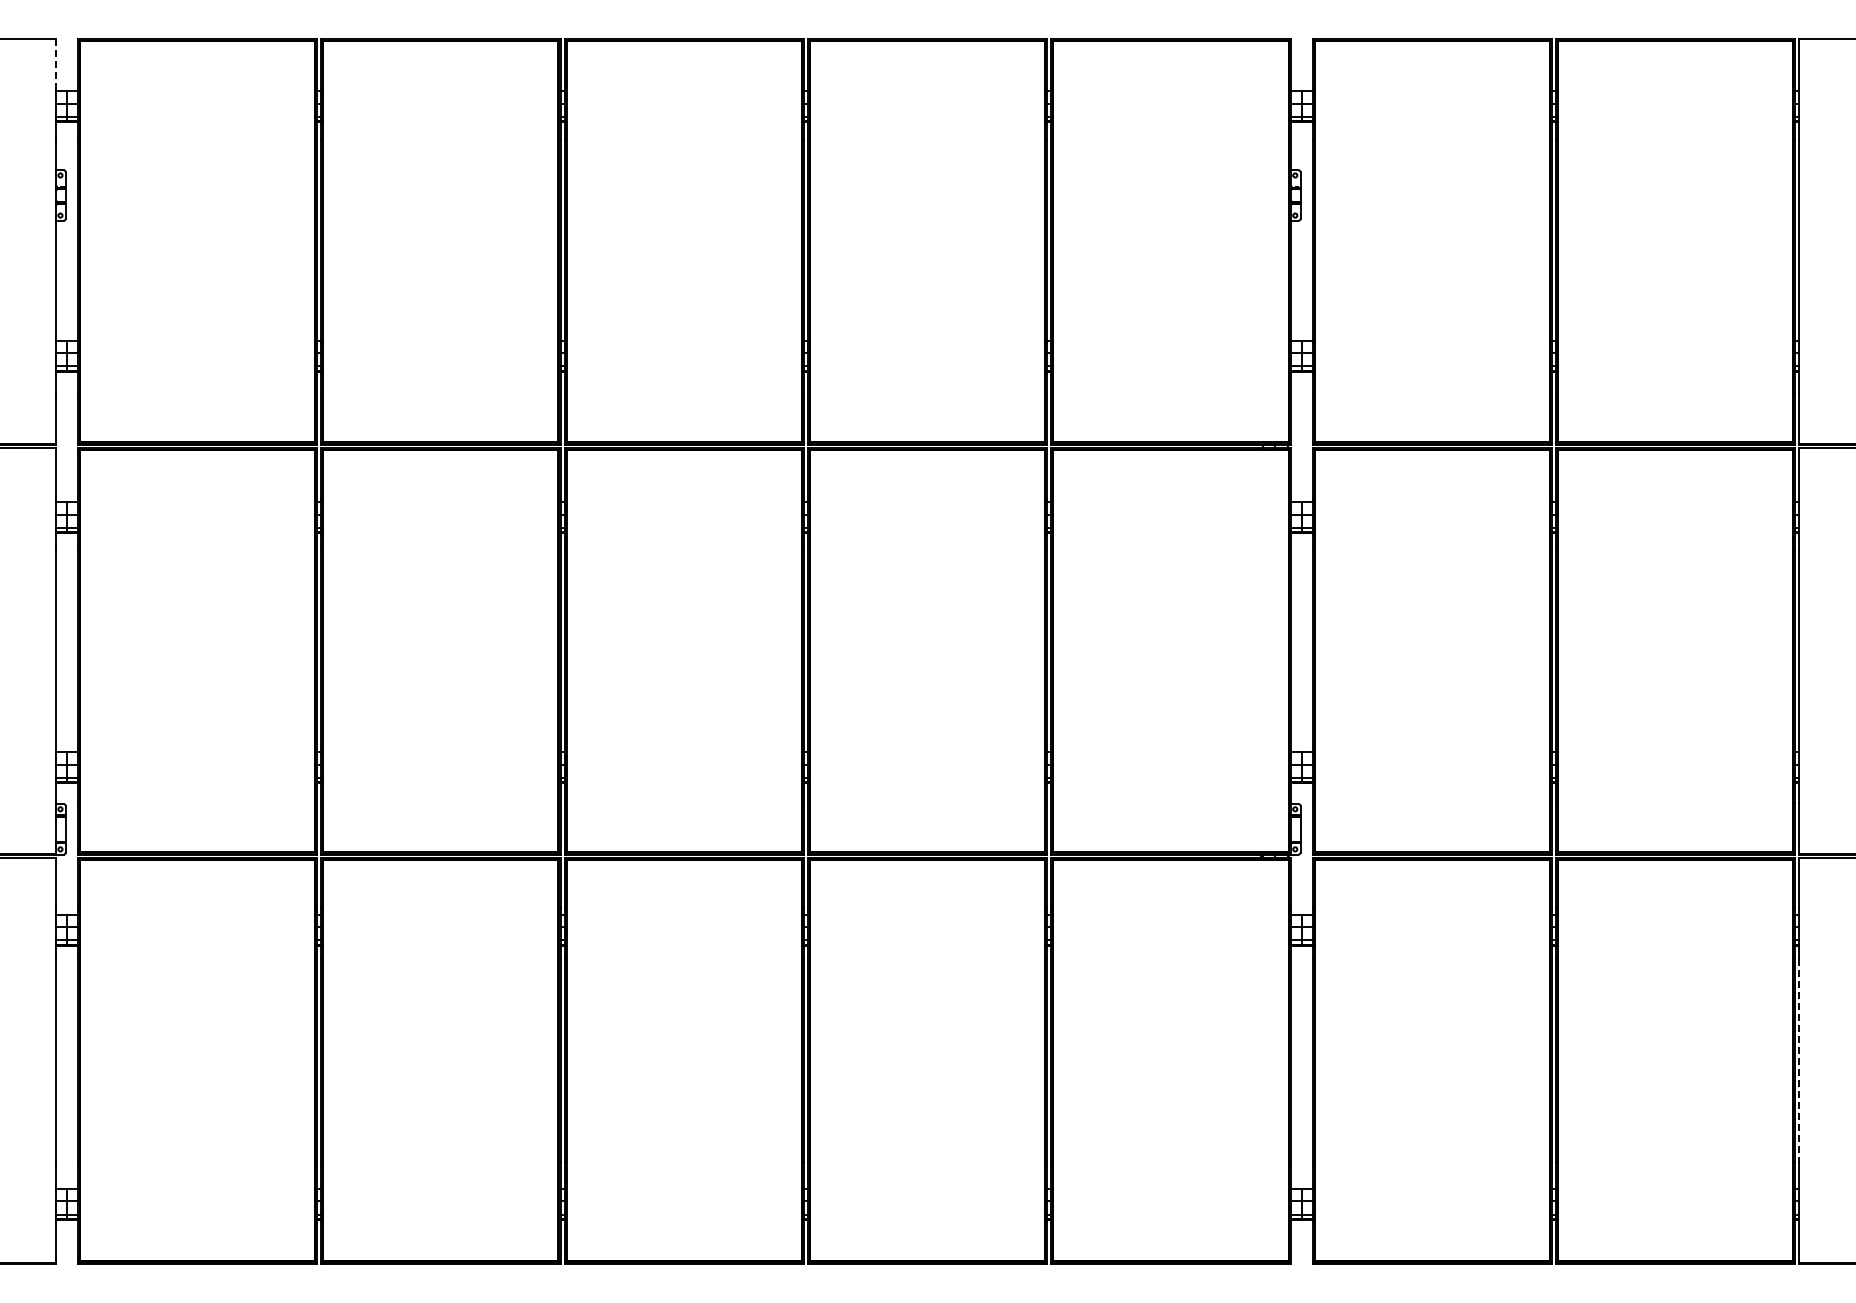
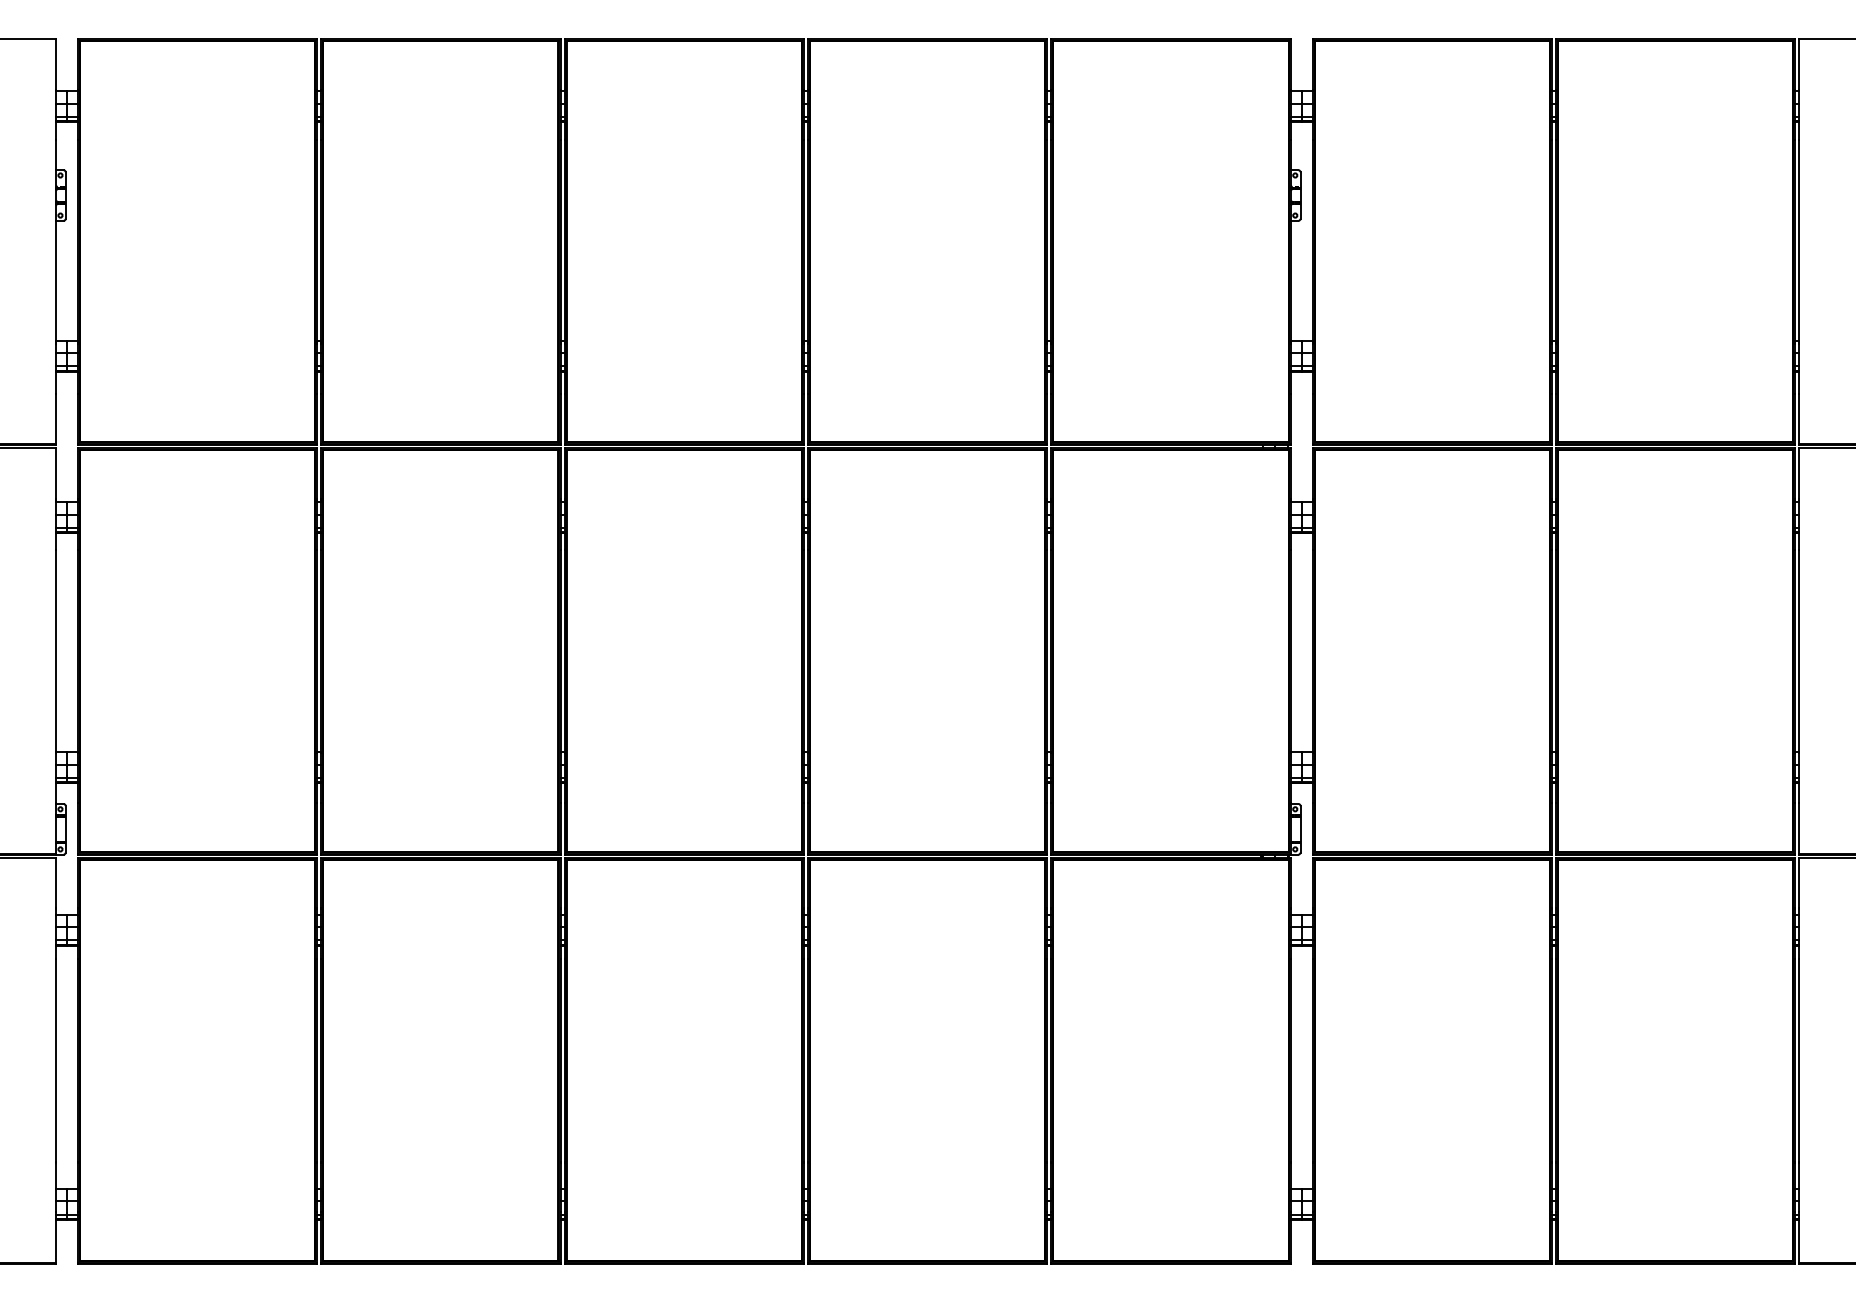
line: dashed -> solid (55, 63)
line: dashed -> solid (1799, 1060)
